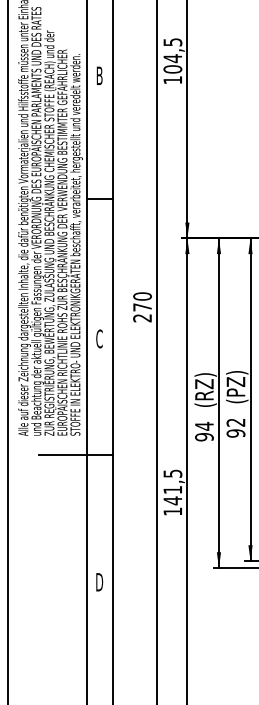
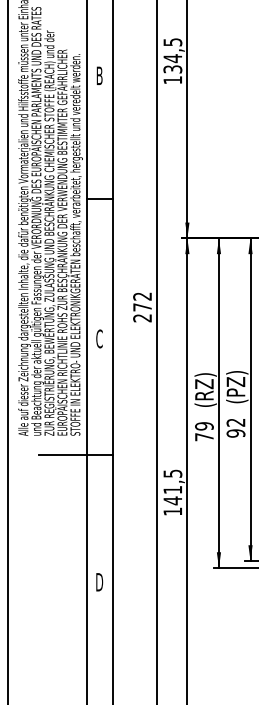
text: 104,5 -> 134,5 (172, 69)
text: 270 -> 272 (142, 296)
text: 94 -> 79 (204, 431)
